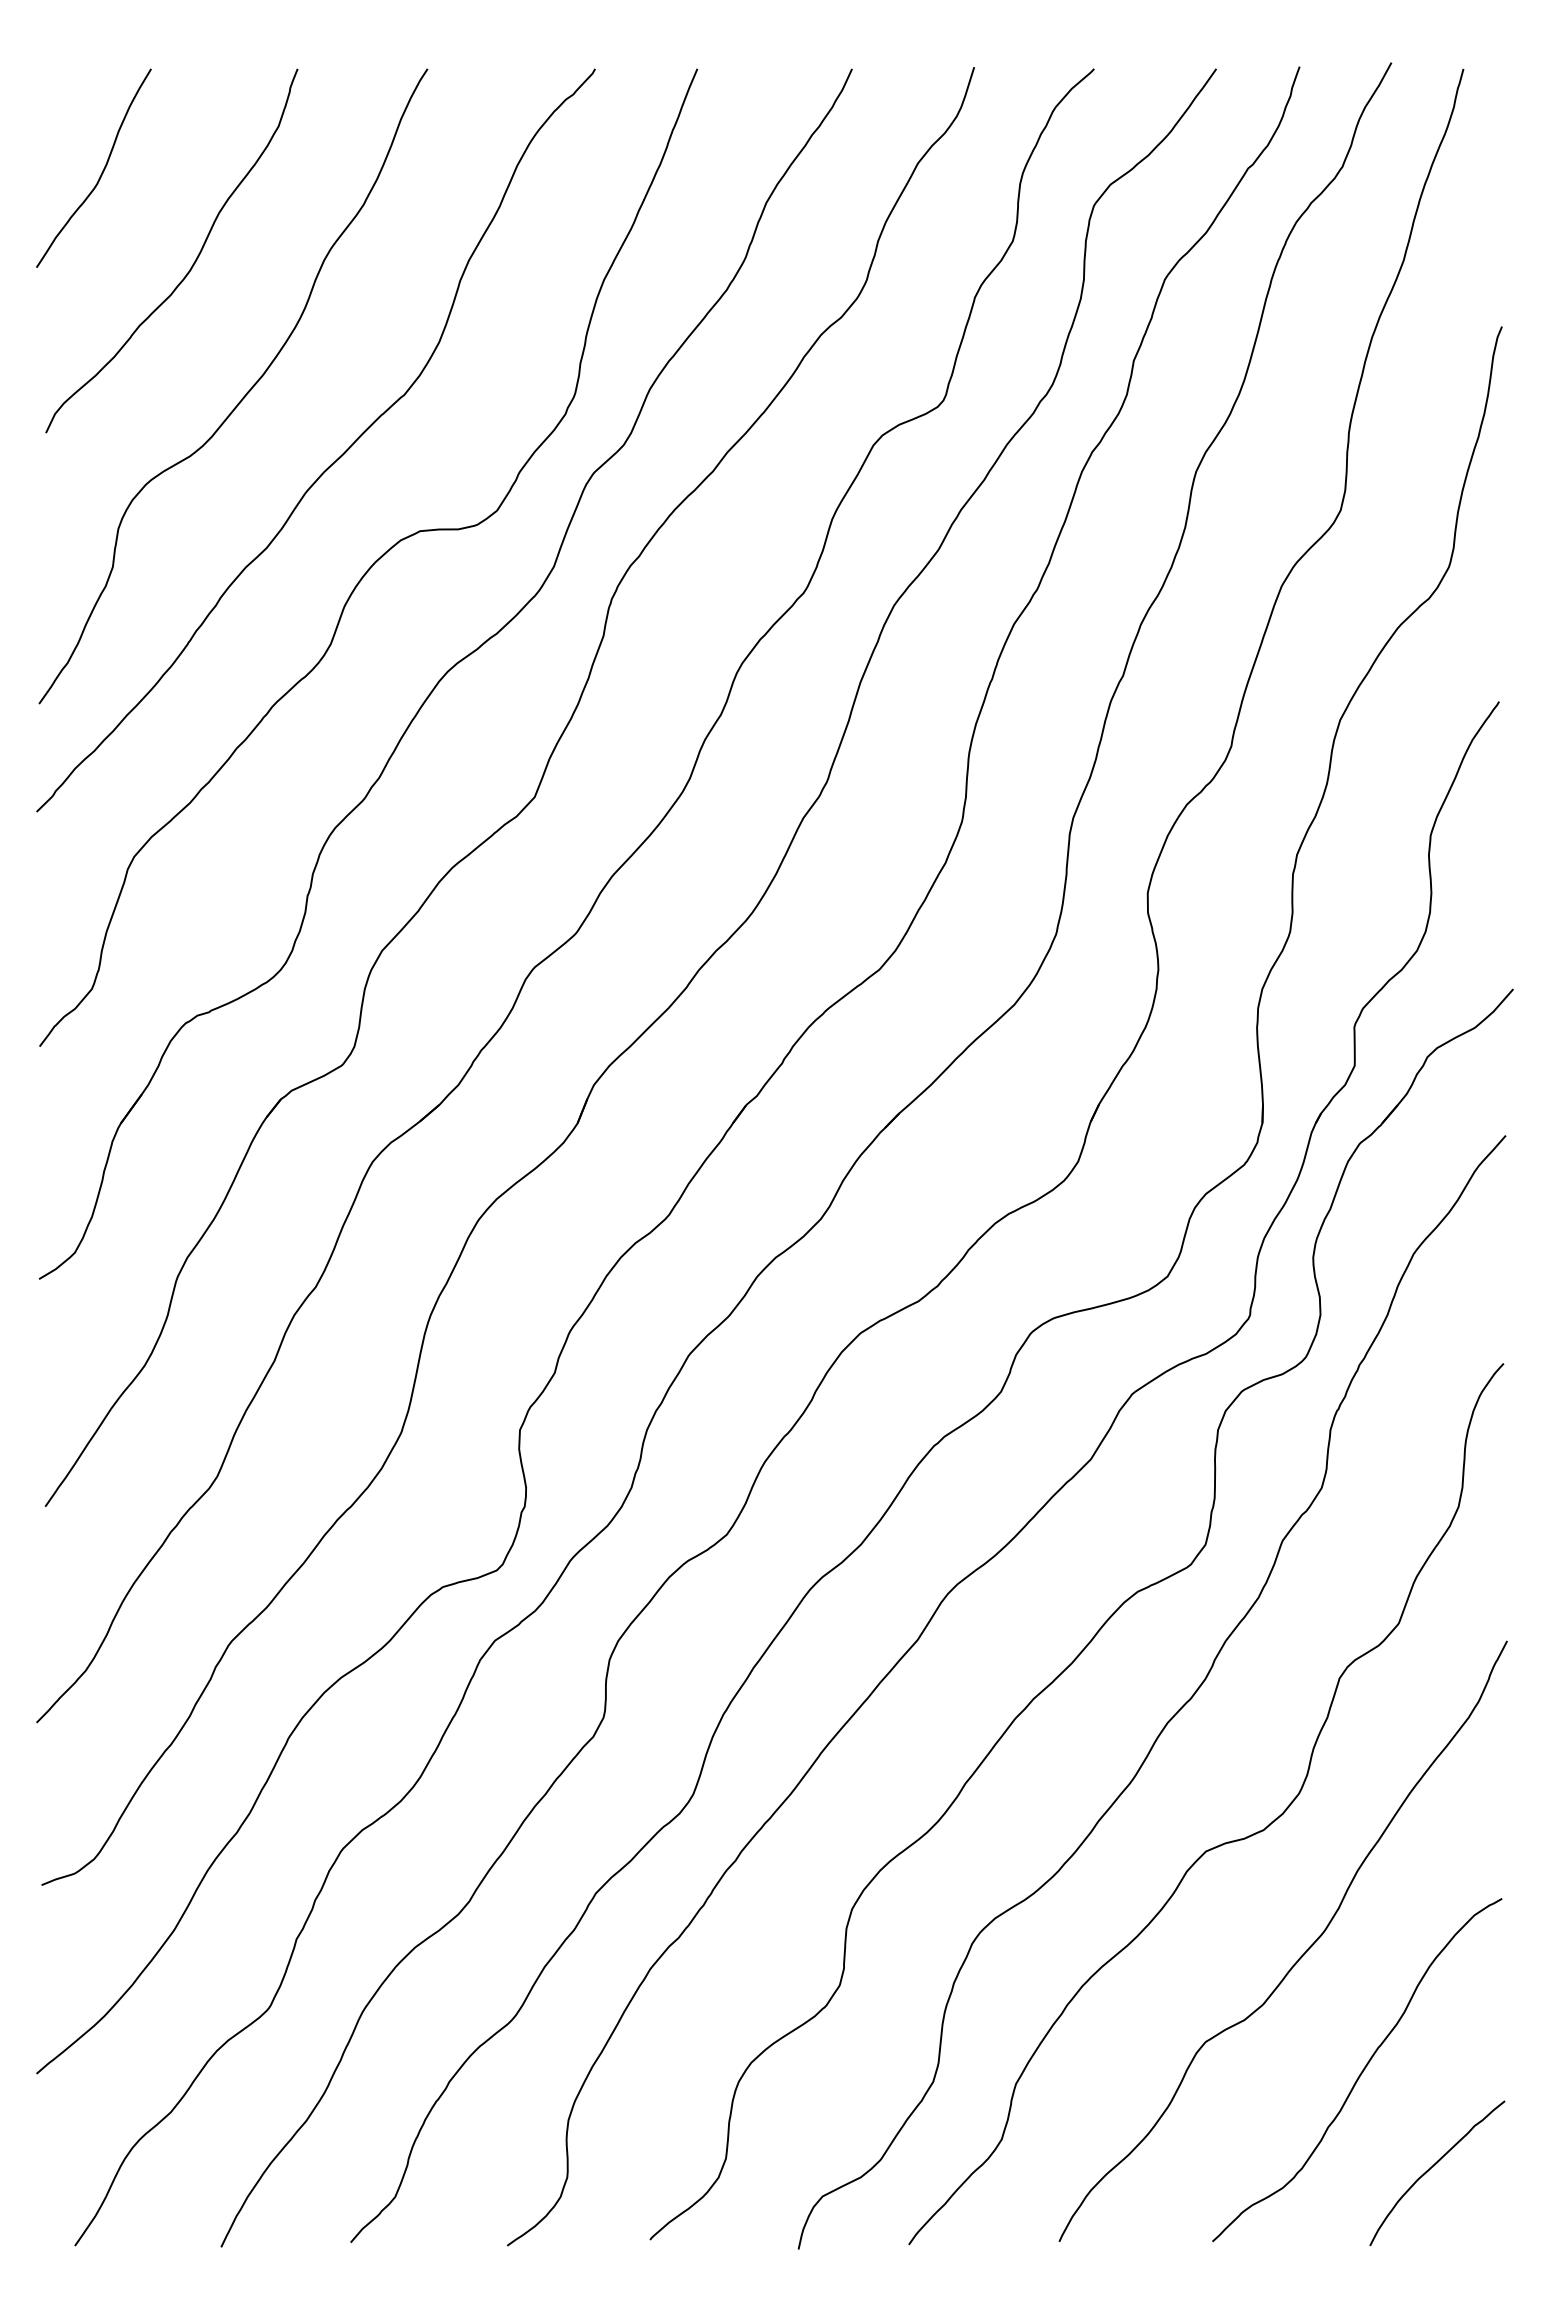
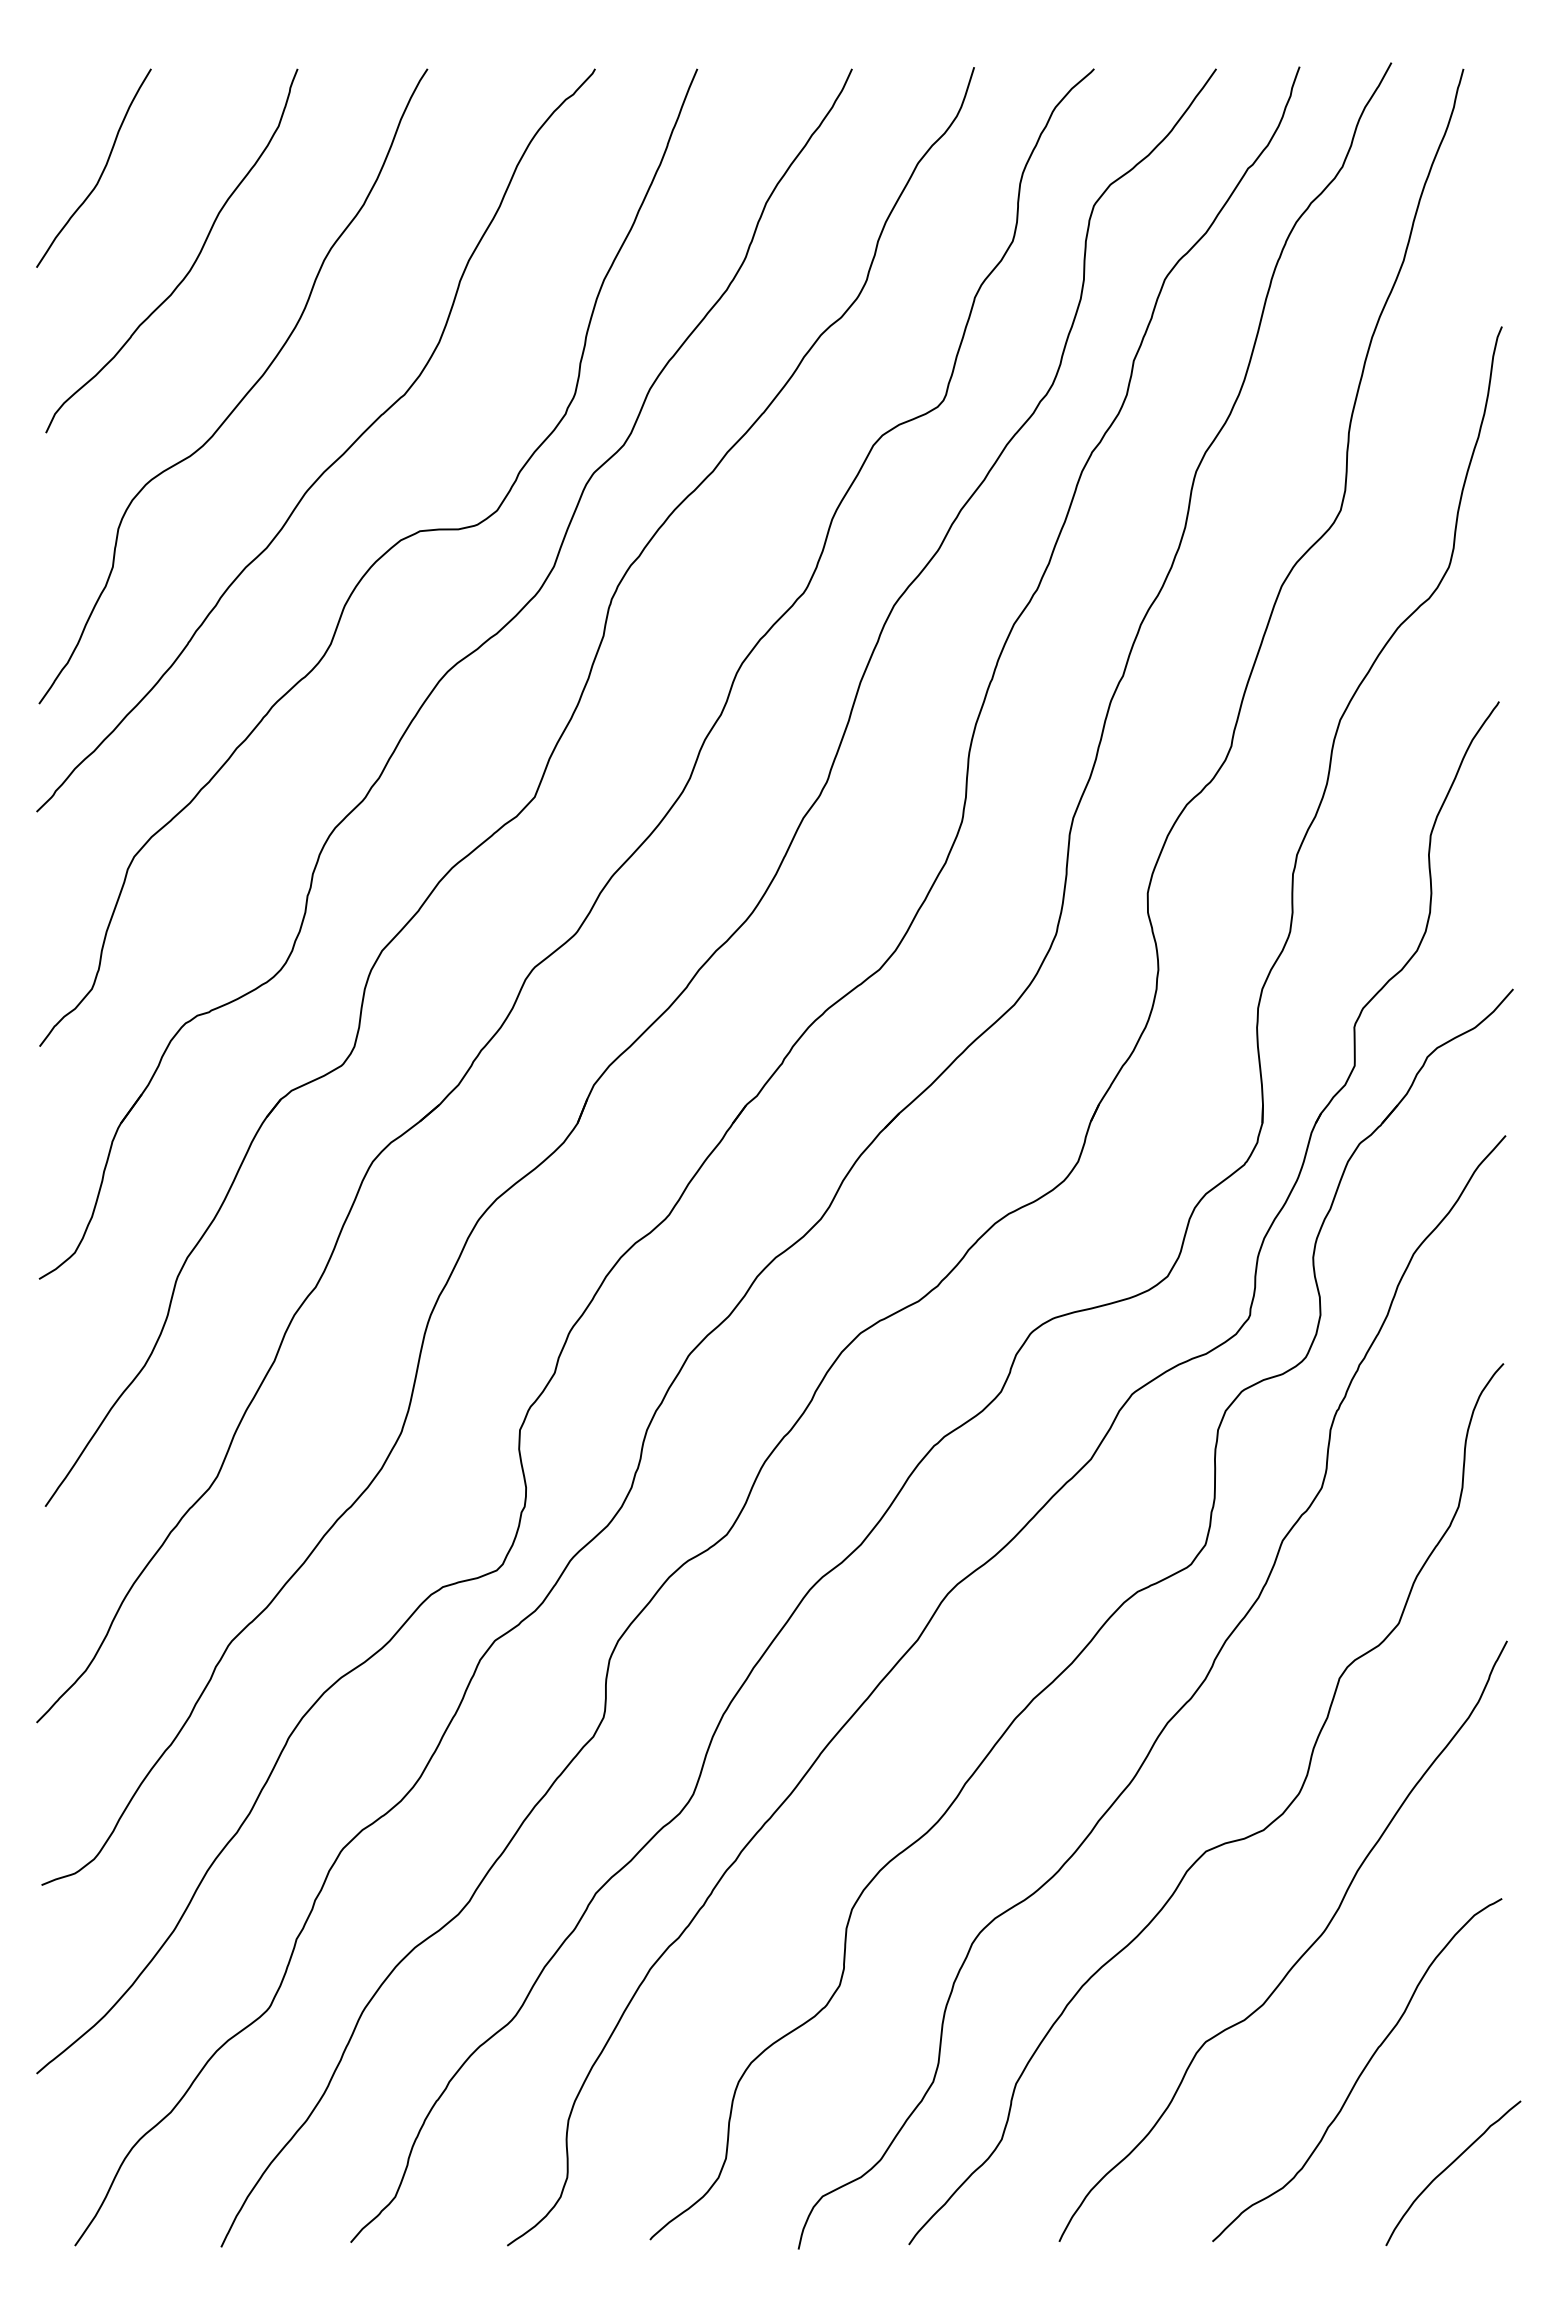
curve position: (1434, 2166) -> (1450, 2166) (1450, 2166)
